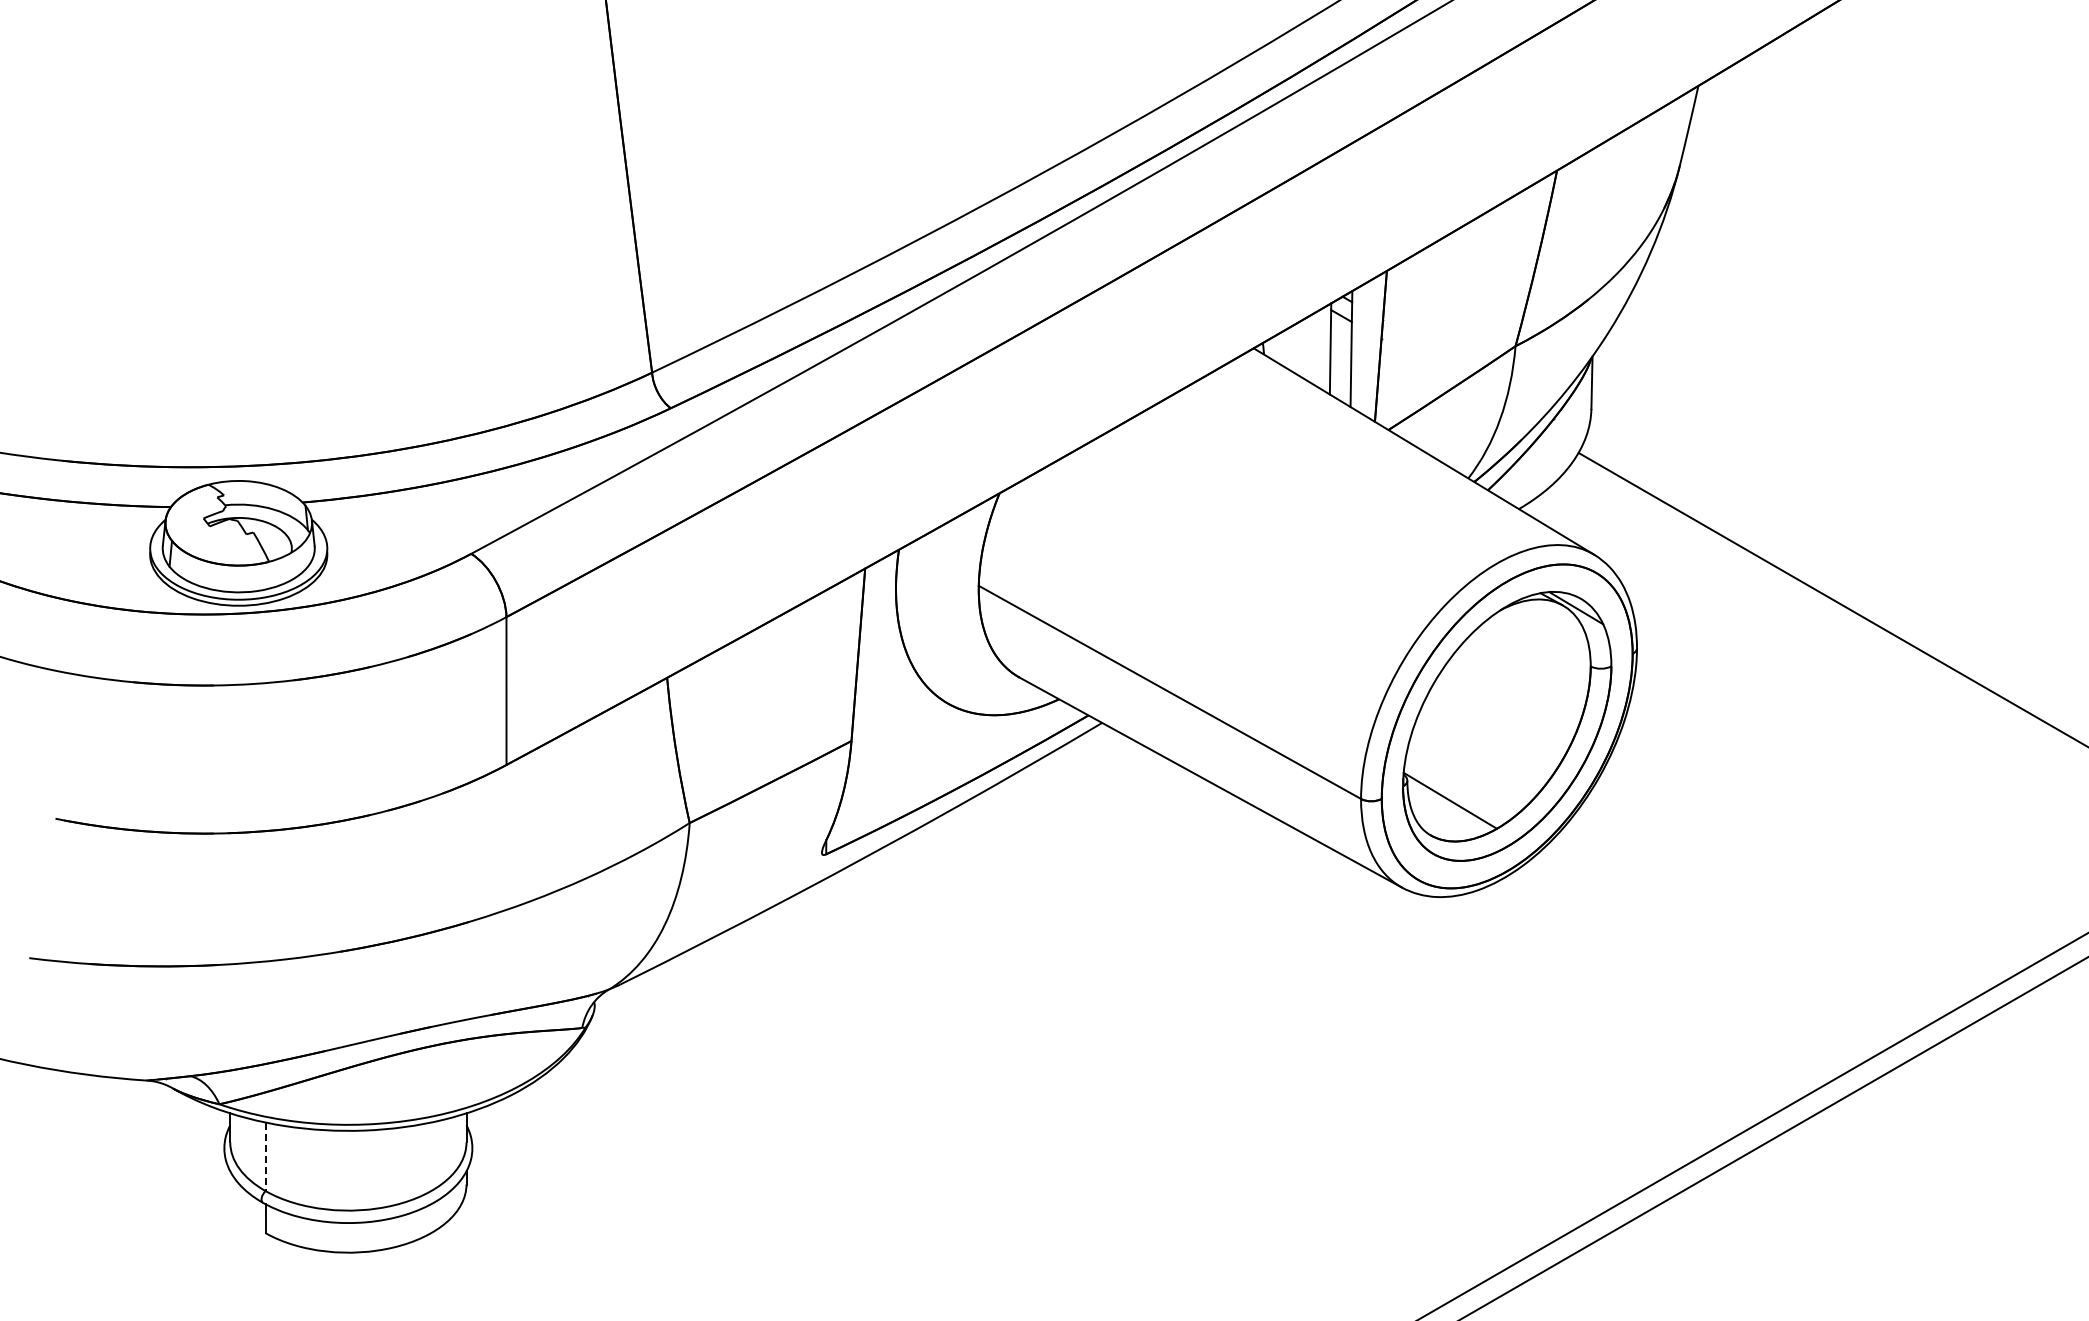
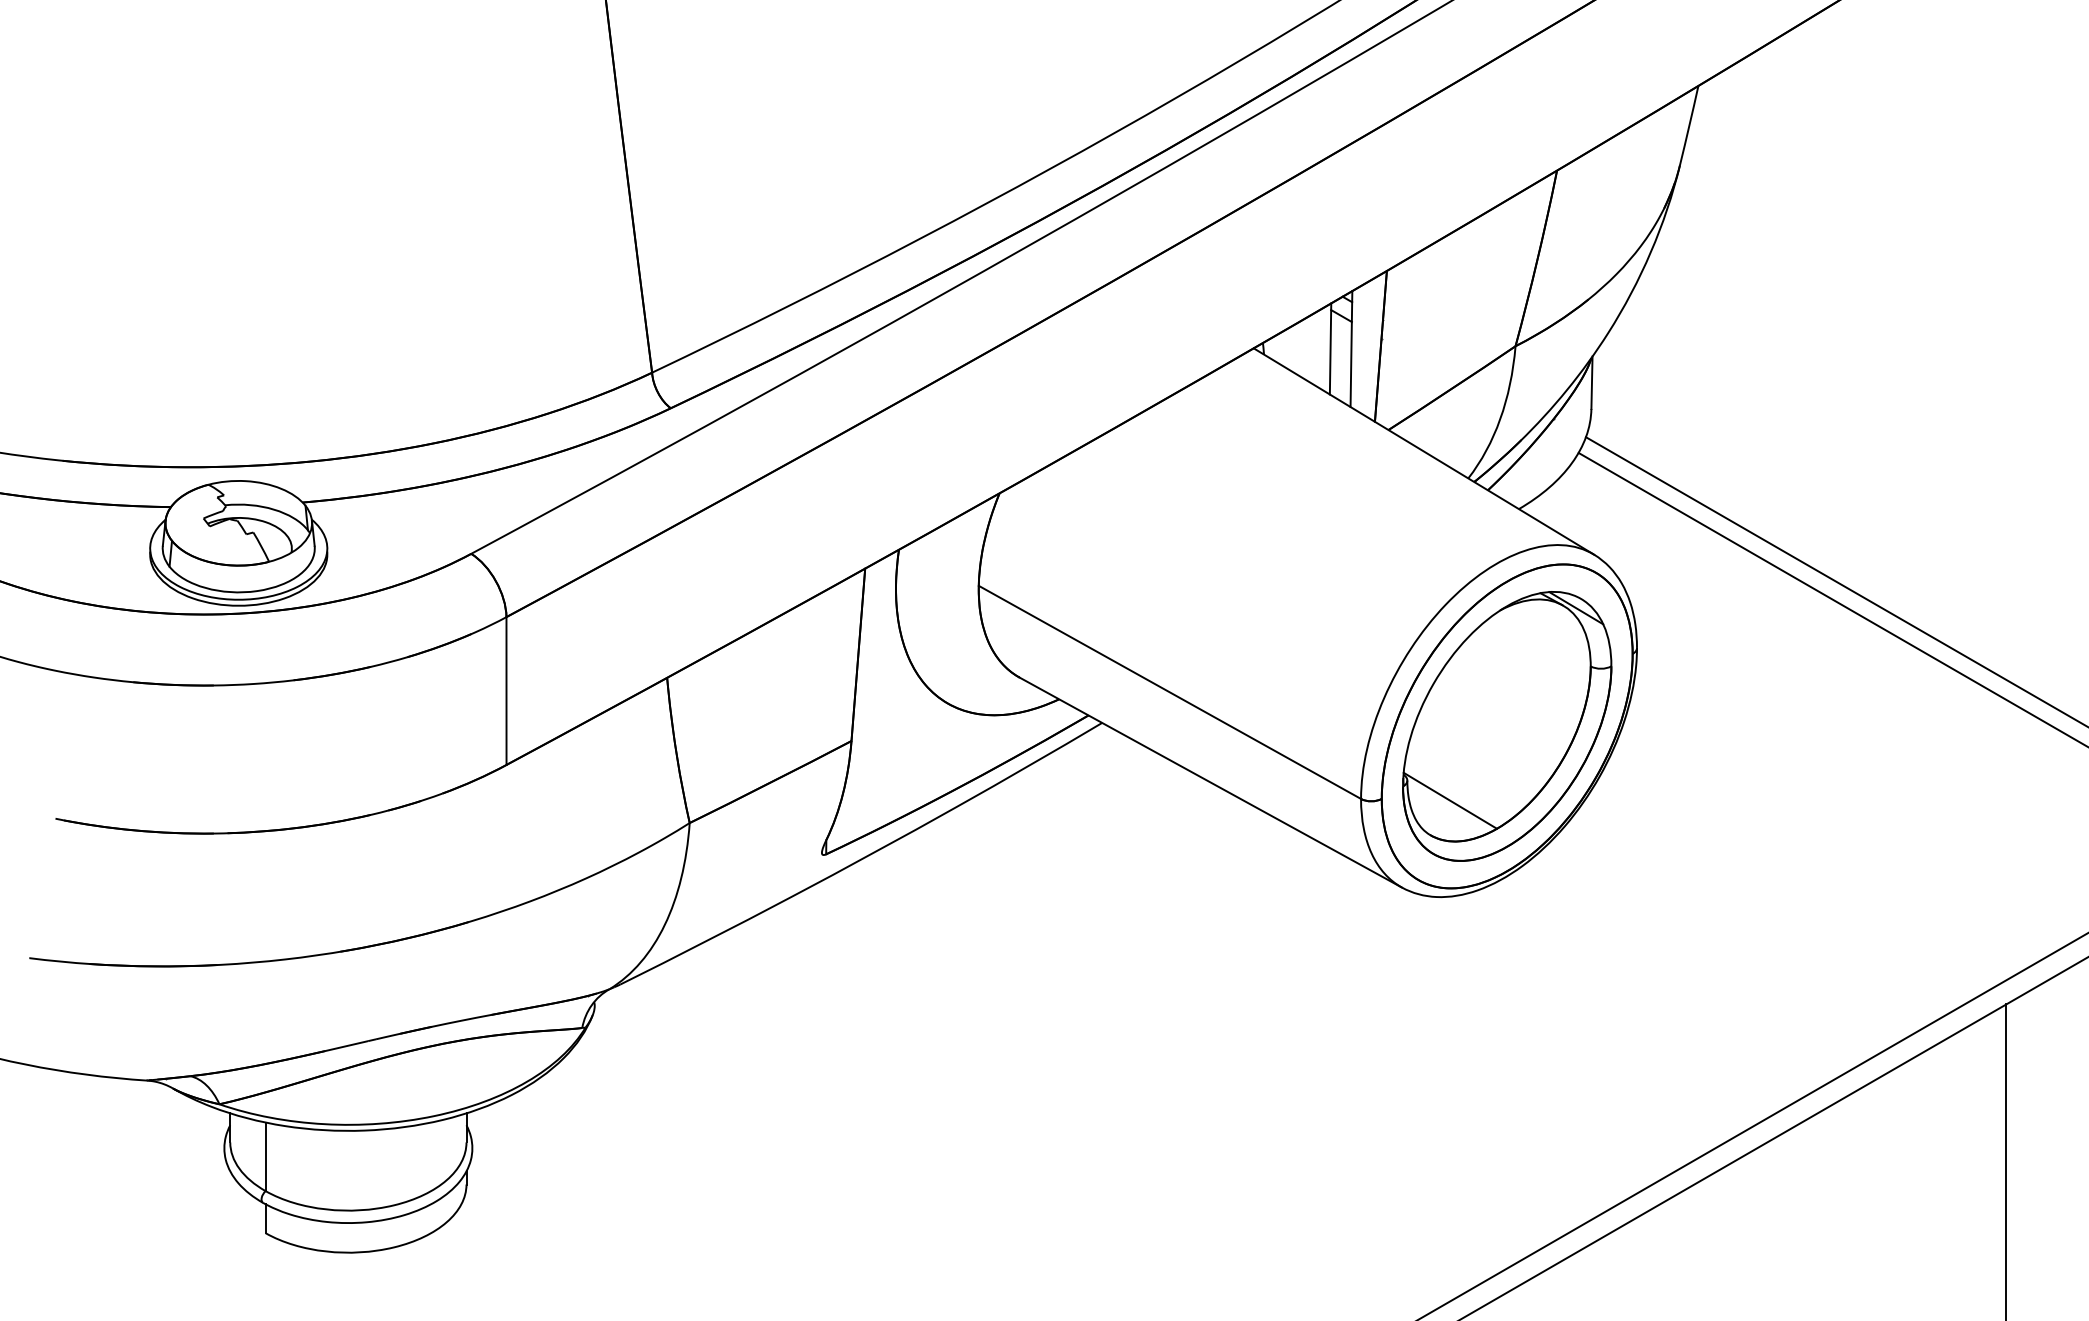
line: none -> present (1835, 581)
line: dashed -> solid (265, 1157)
line: none -> present (2006, 1160)
